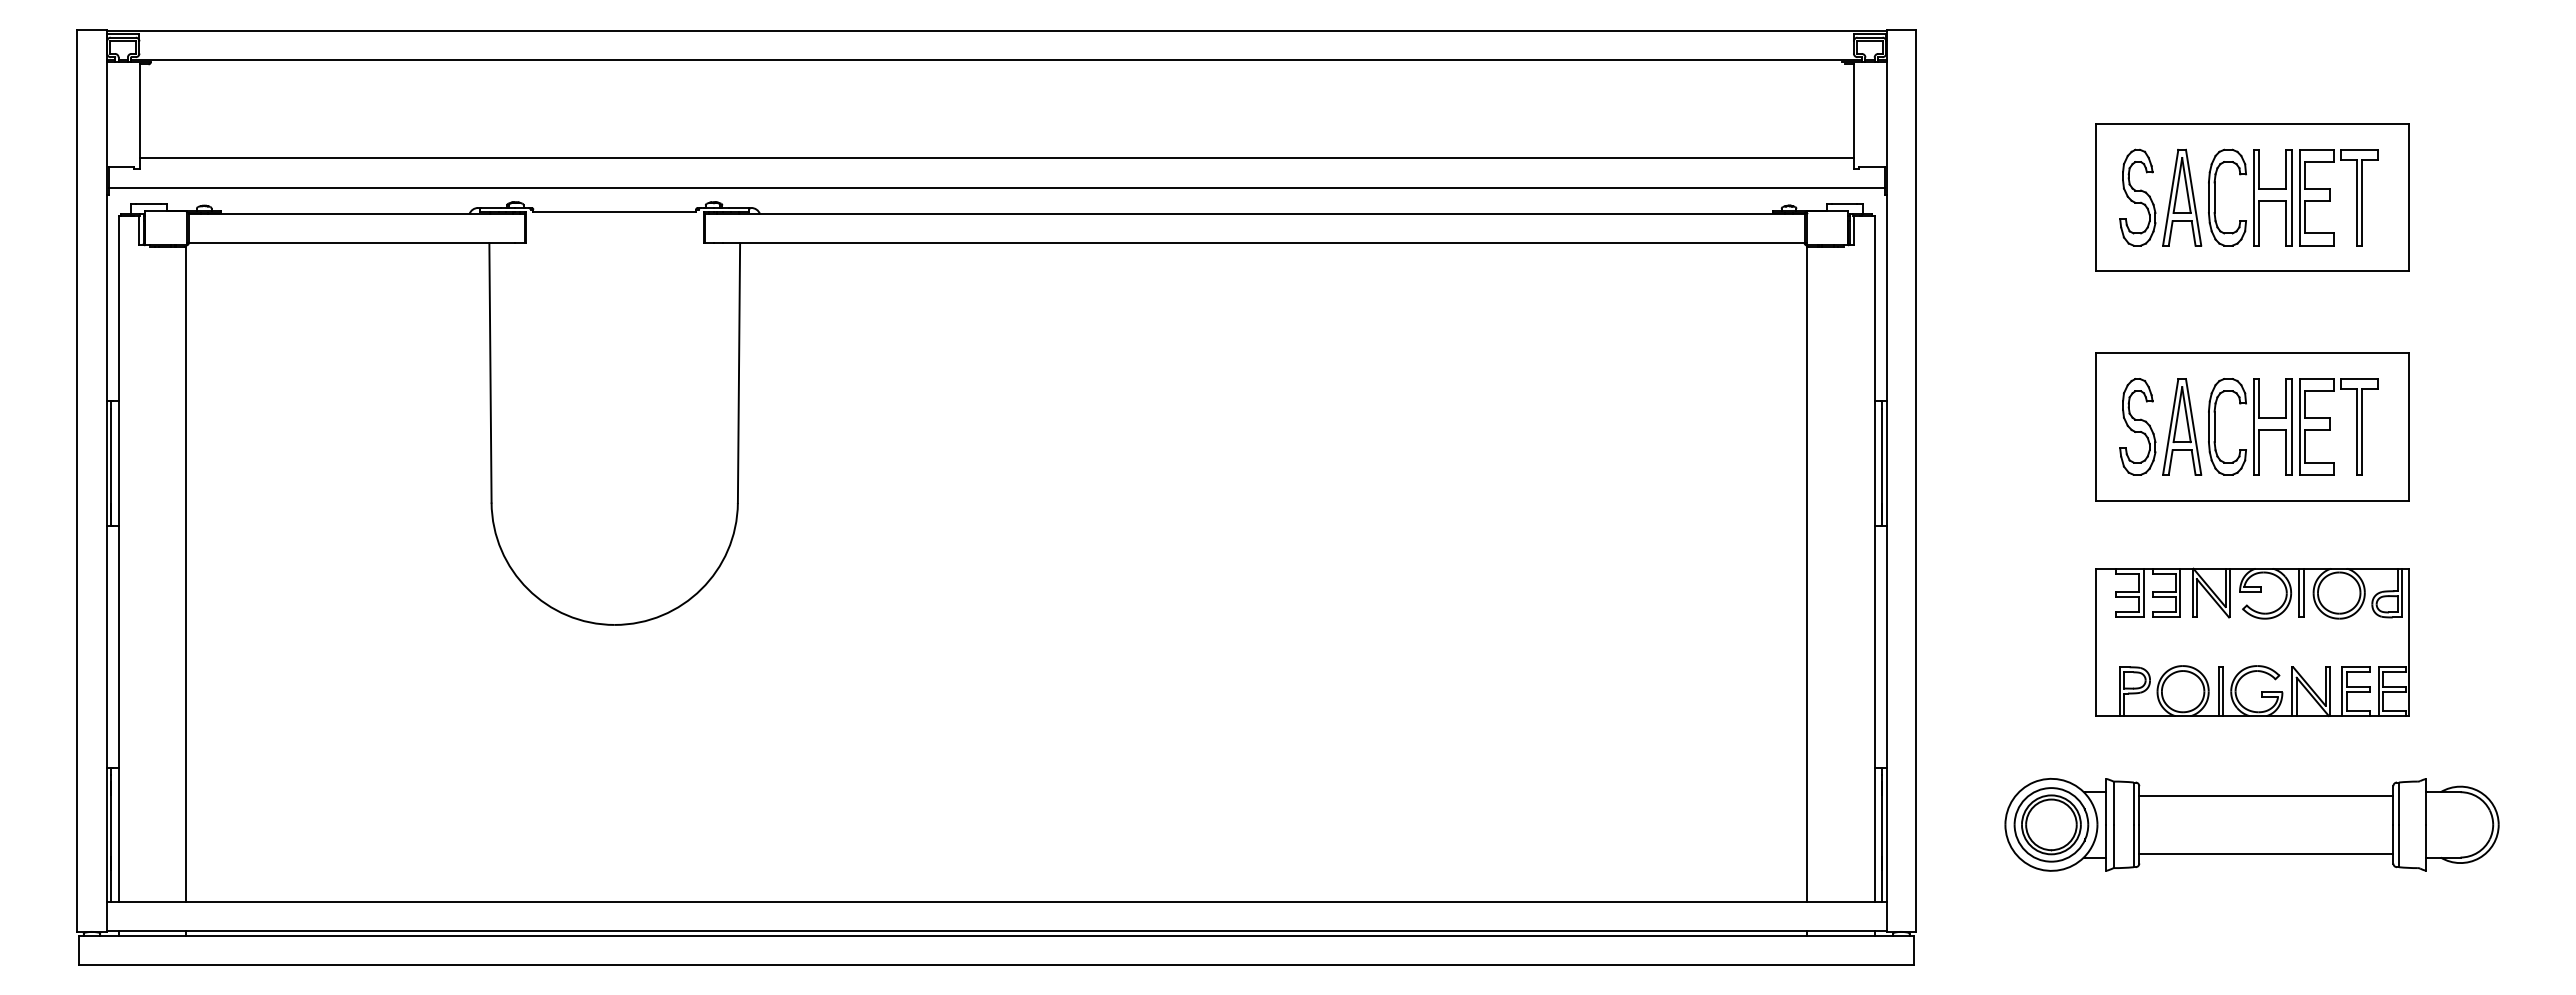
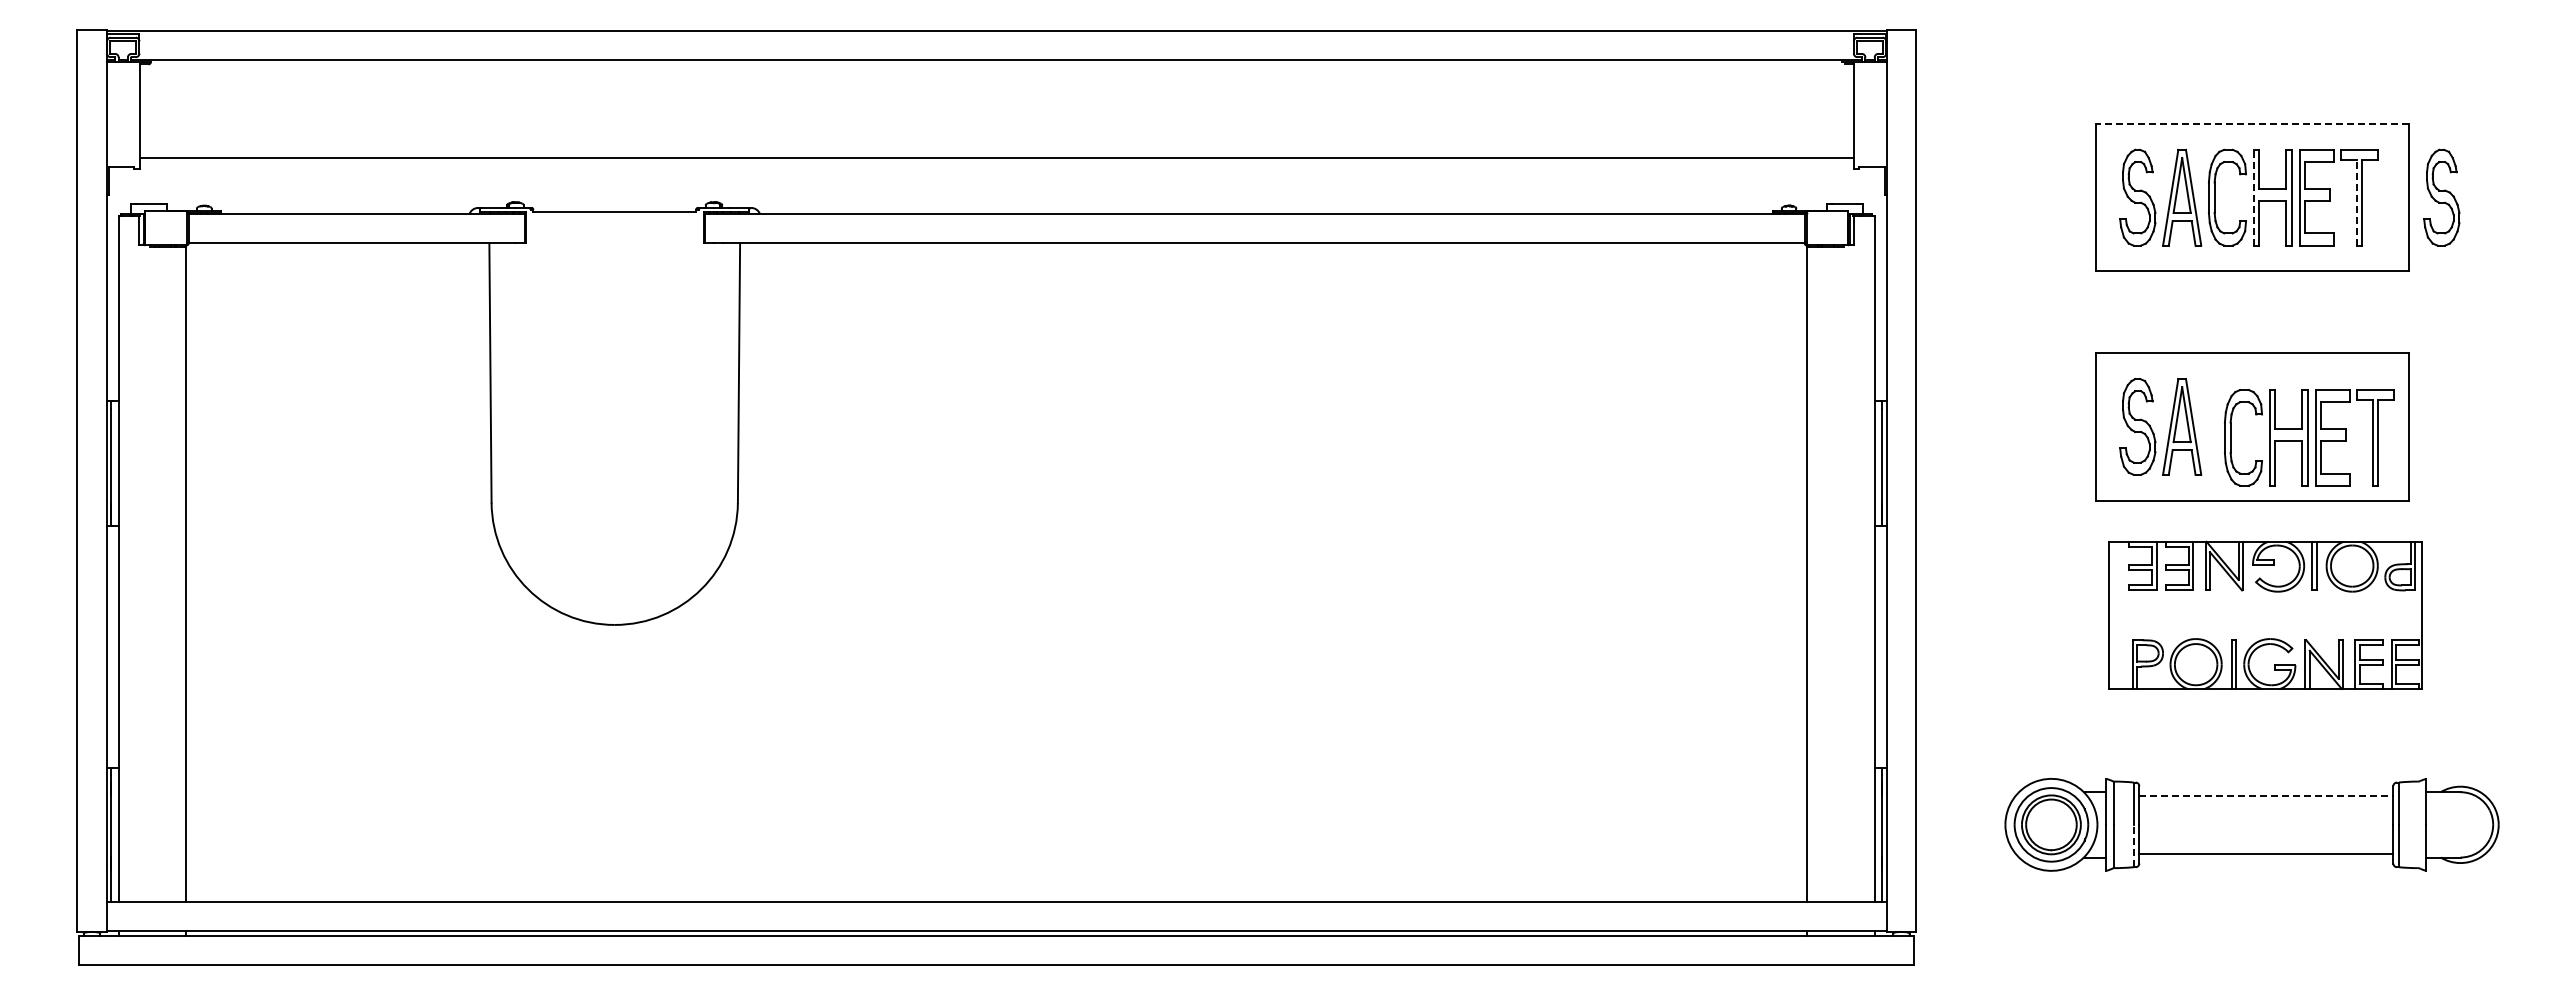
line: solid -> dashed (2251, 124)
line: present -> none (996, 187)
line: solid -> dashed (2253, 197)
part: none -> present (2441, 197)
line: solid -> dashed (2356, 202)
part position: (2293, 426) -> (2309, 437) (2309, 437)
part position: (2252, 641) -> (2265, 614) (2265, 614)
line: solid -> dashed (2266, 795)
line: solid -> dashed (2133, 845)
